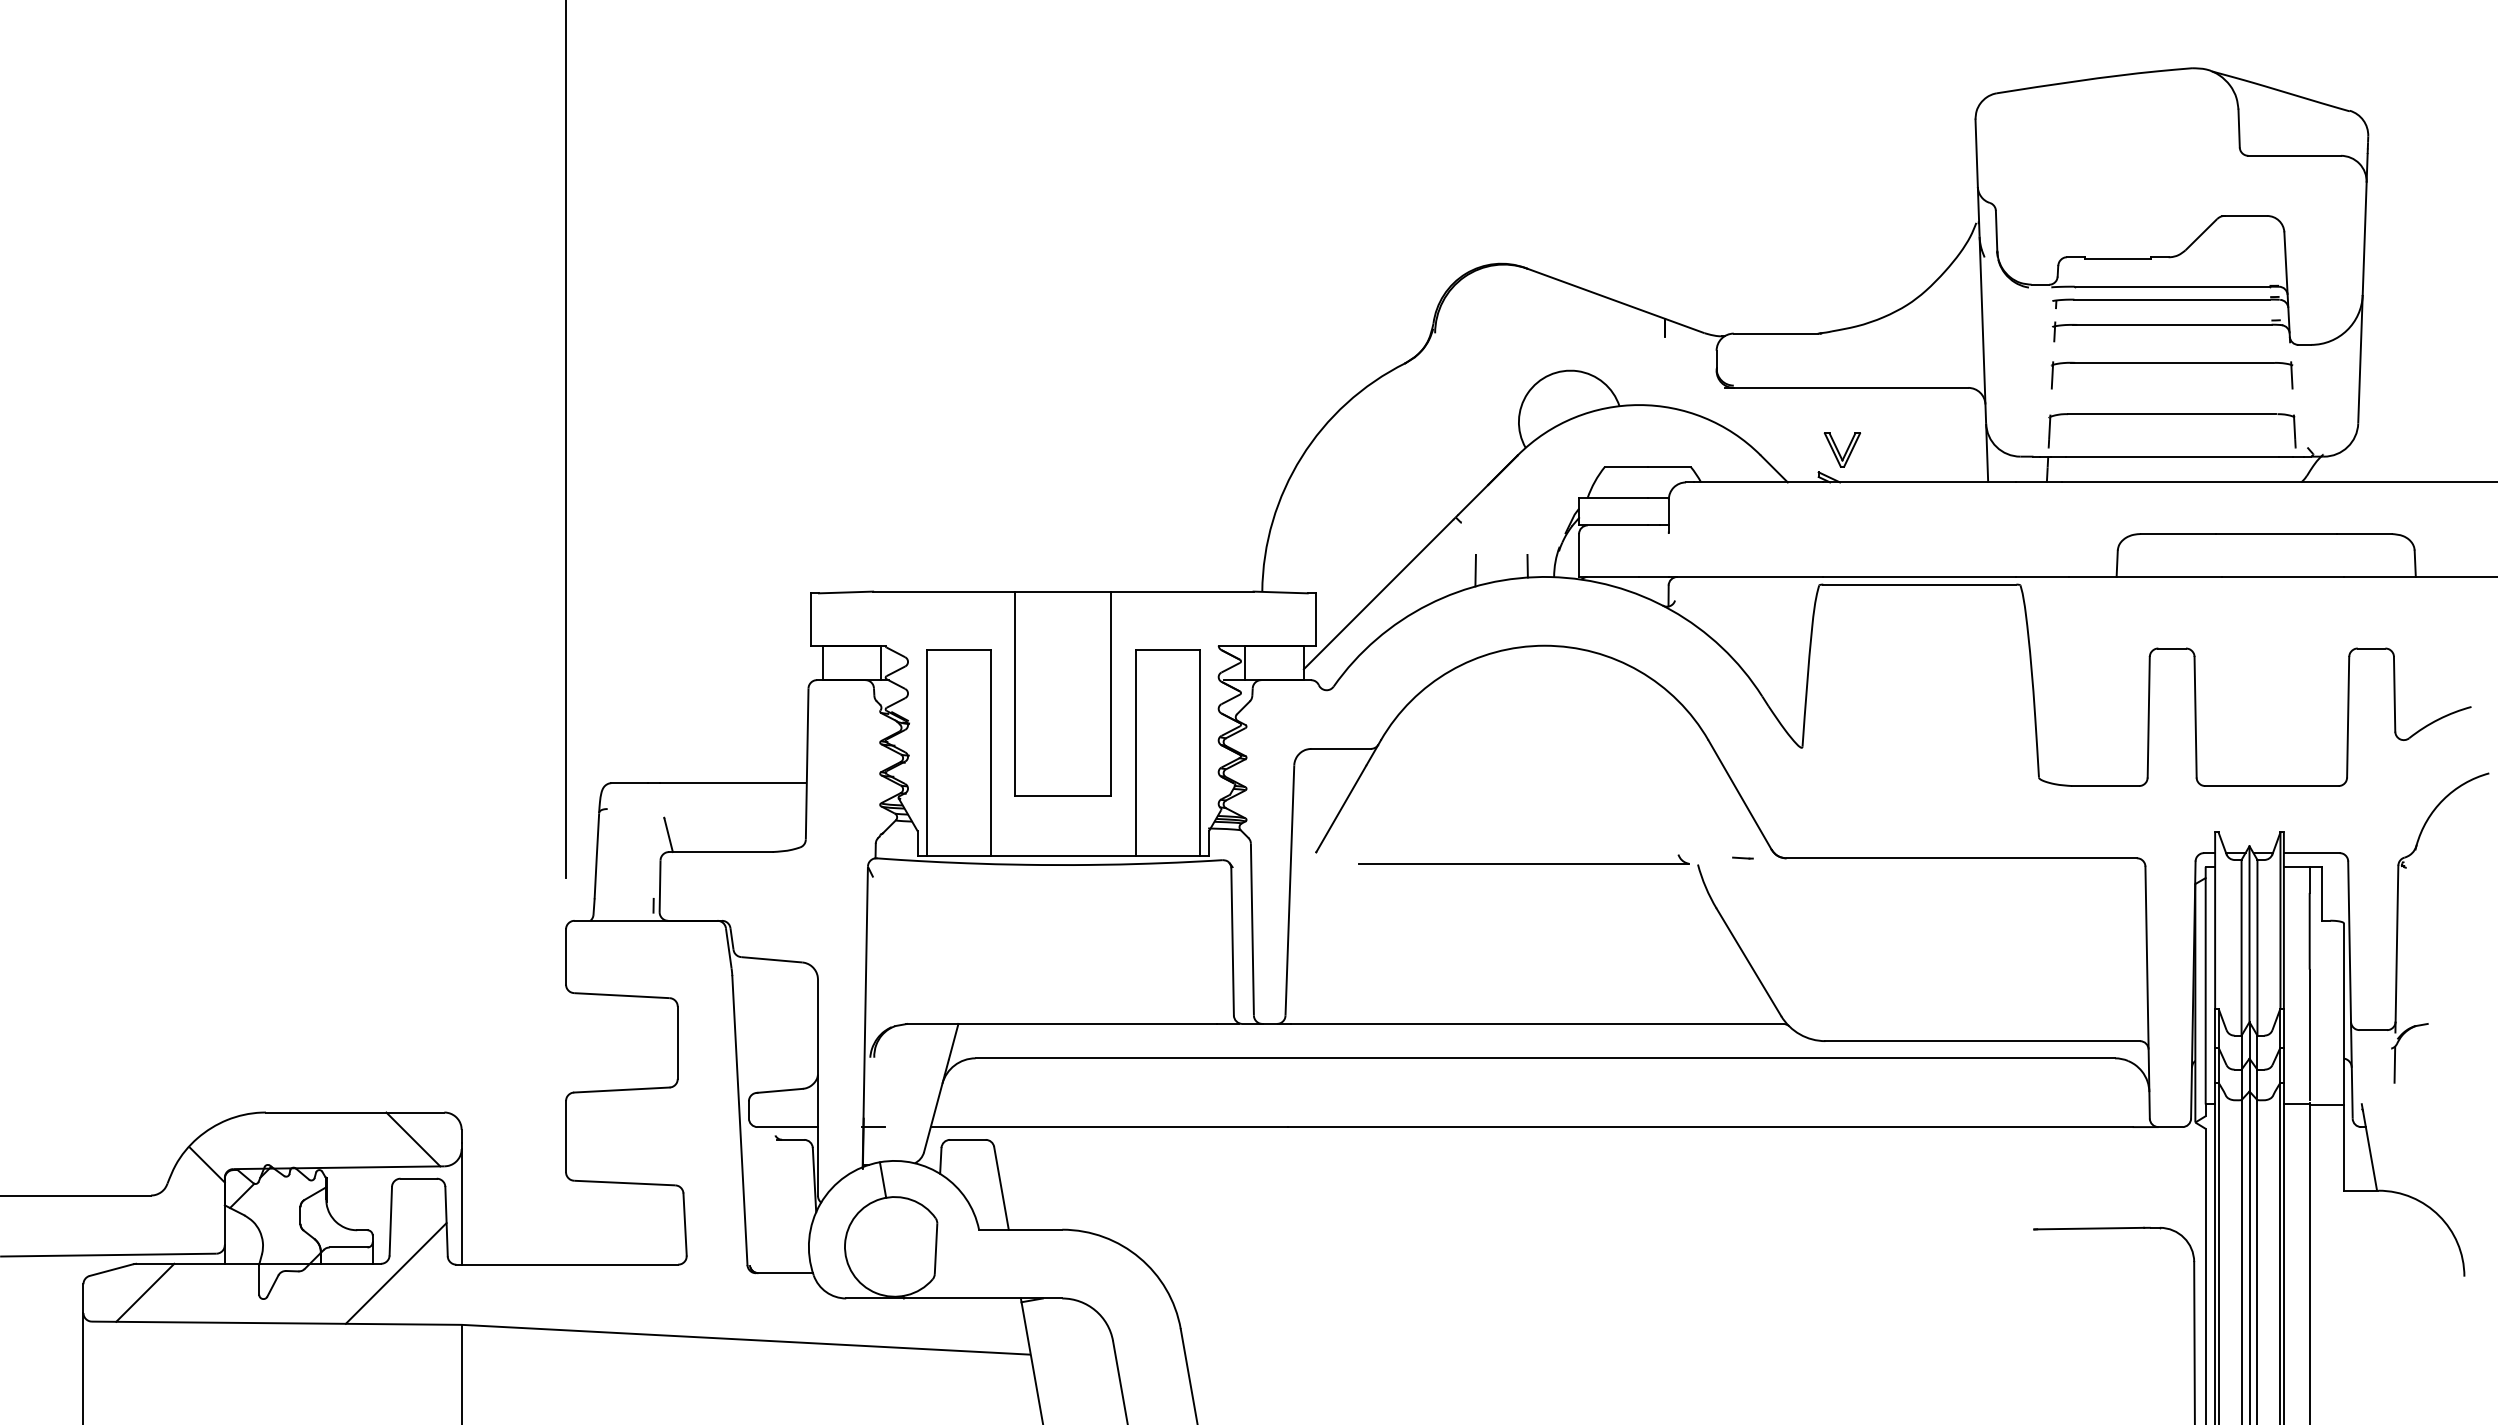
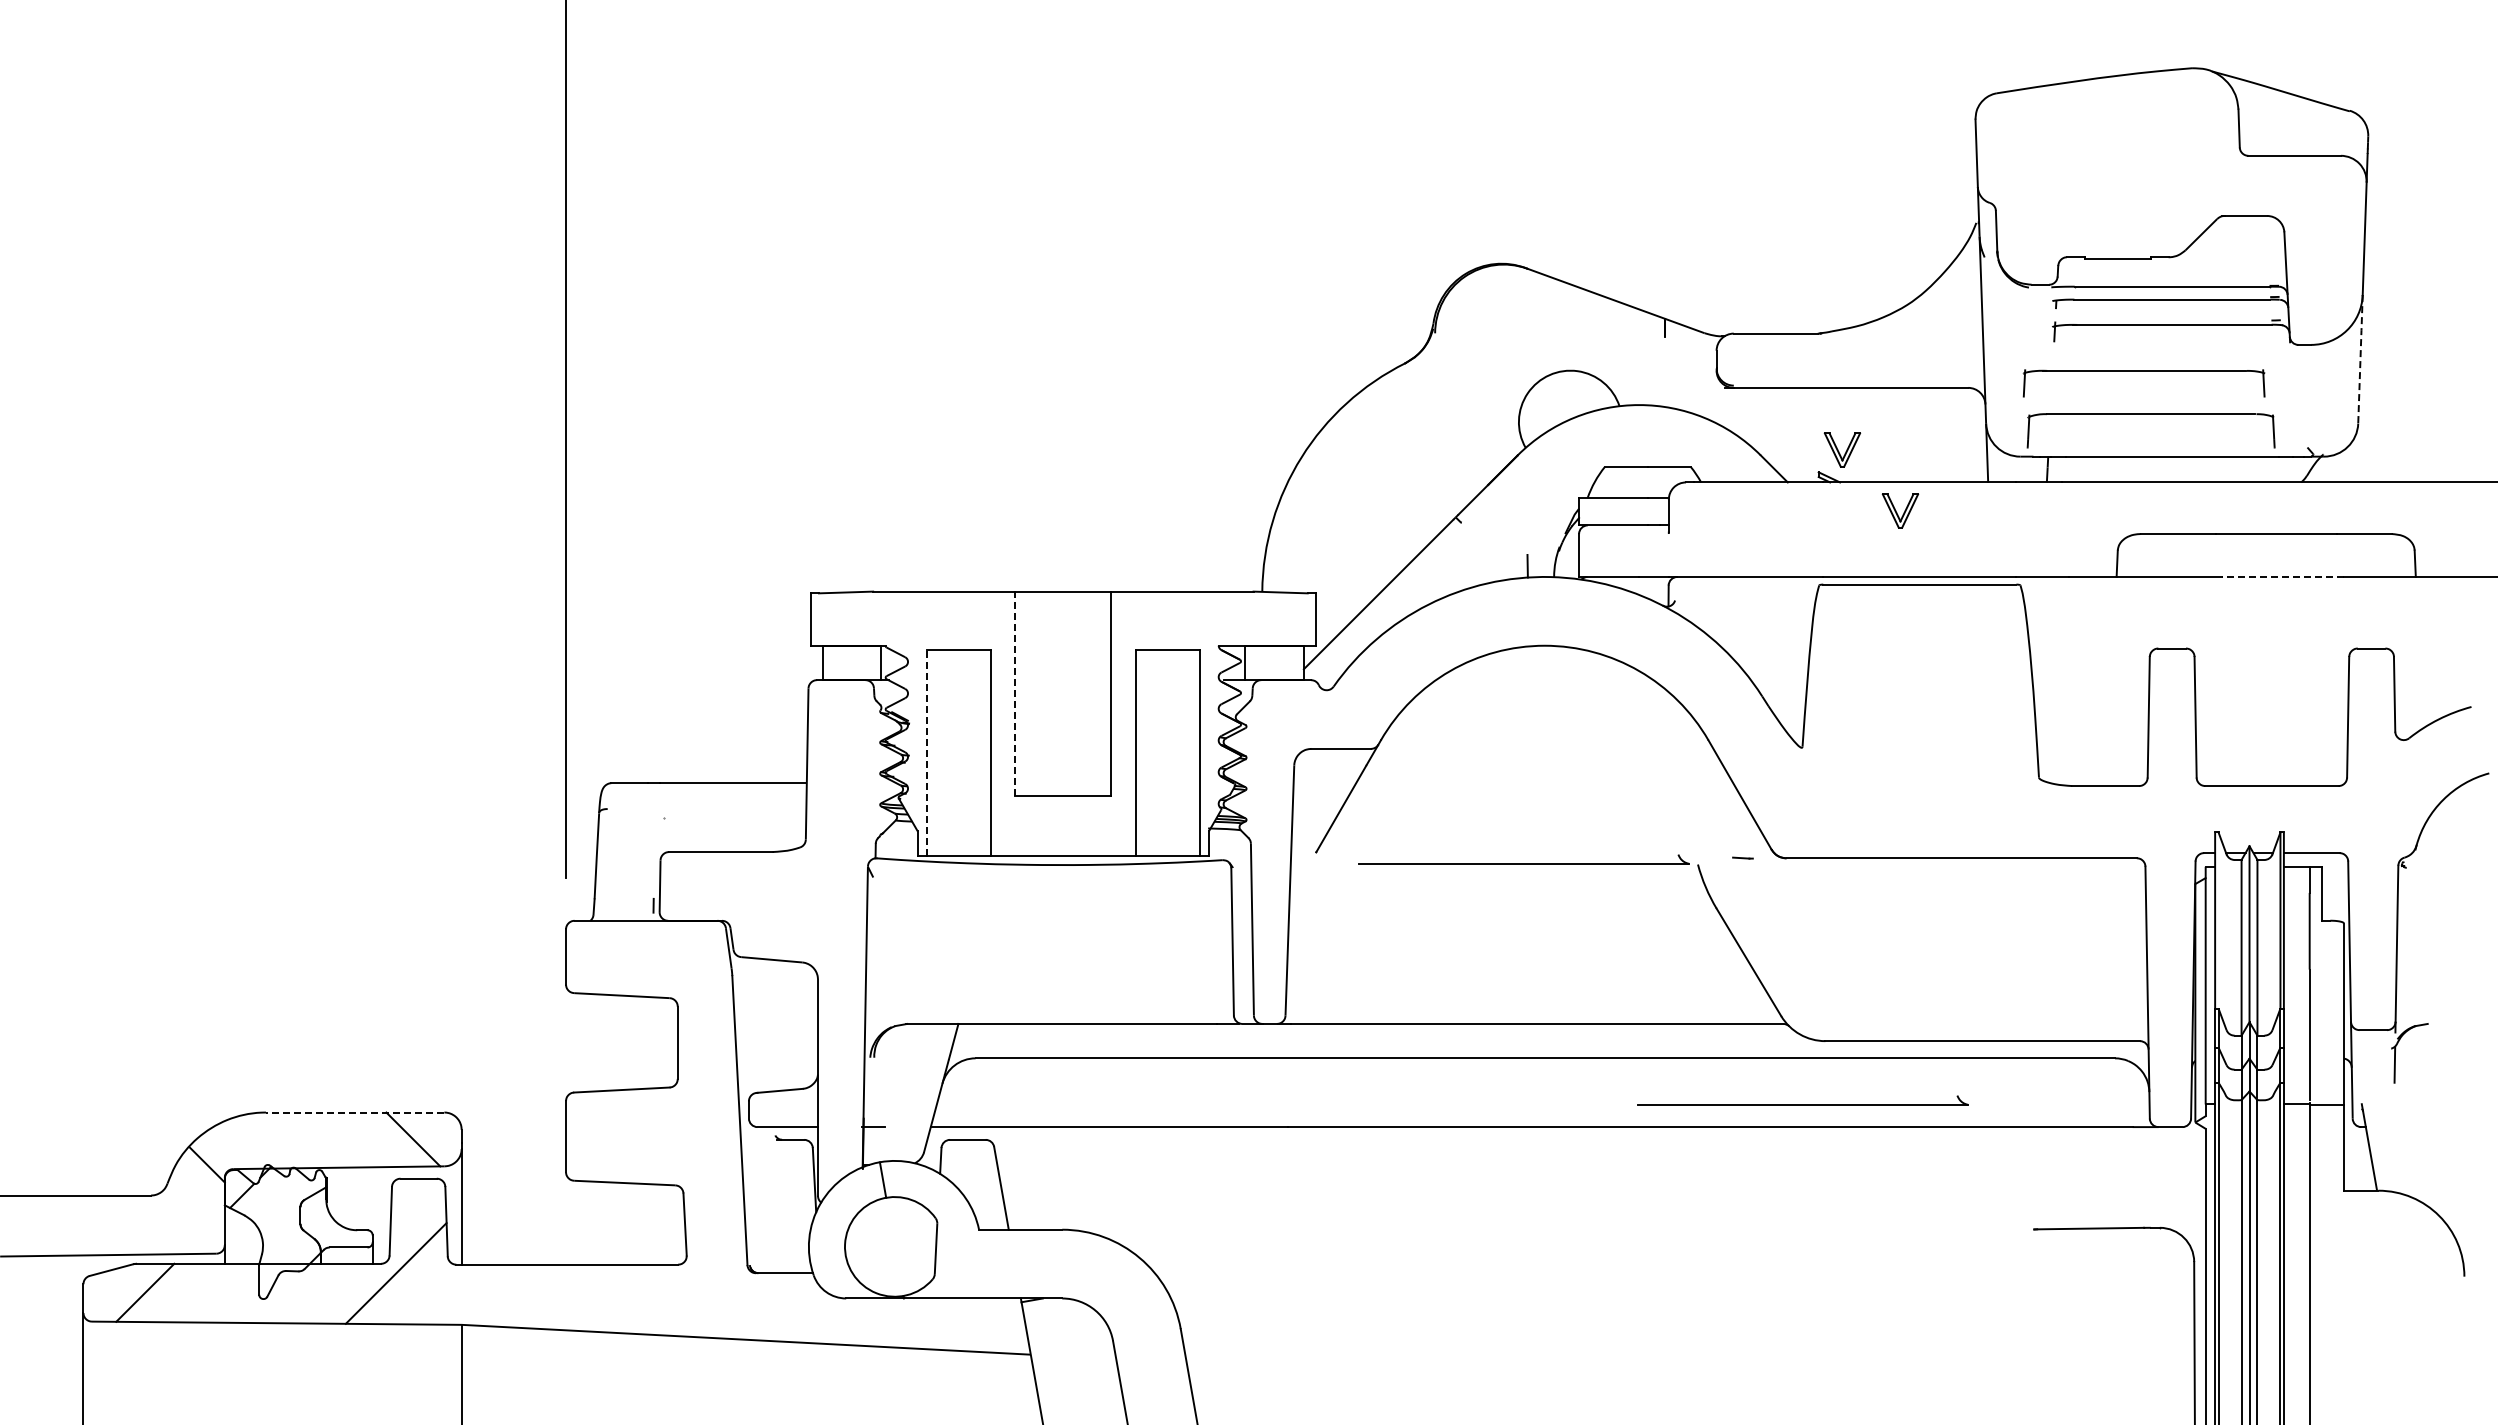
line: solid -> dashed (2360, 359)
part position: (2171, 363) -> (2143, 371) (2143, 371)
part position: (2171, 414) -> (2150, 414) (2150, 414)
part: none -> present (1900, 510)
line: present -> none (1475, 570)
line: solid -> dashed (2283, 576)
line: solid -> dashed (1015, 693)
line: solid -> dashed (926, 752)
line: present -> none (668, 834)
part: none -> present (1802, 1100)
line: solid -> dashed (354, 1112)
